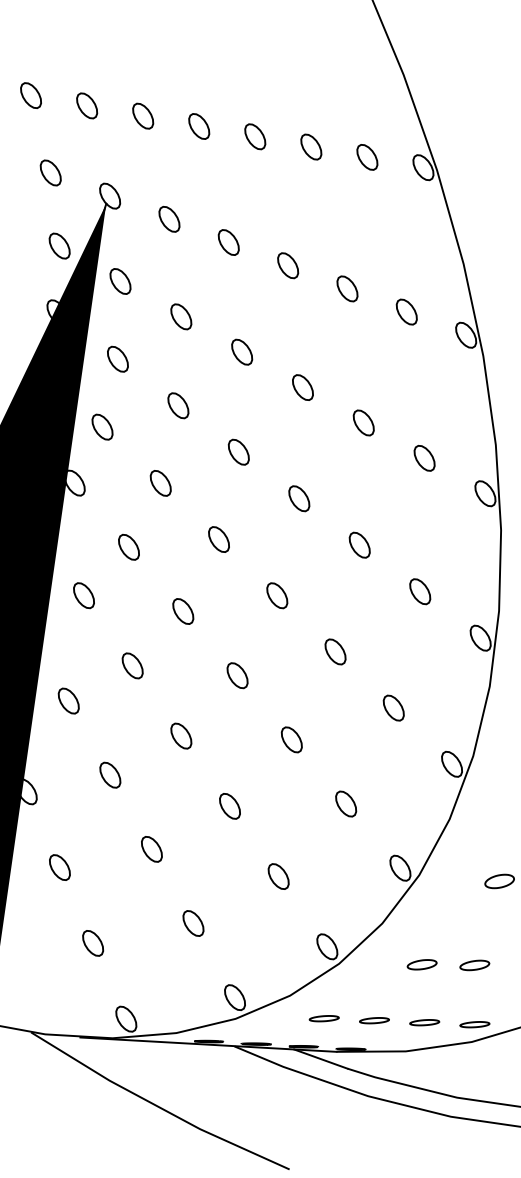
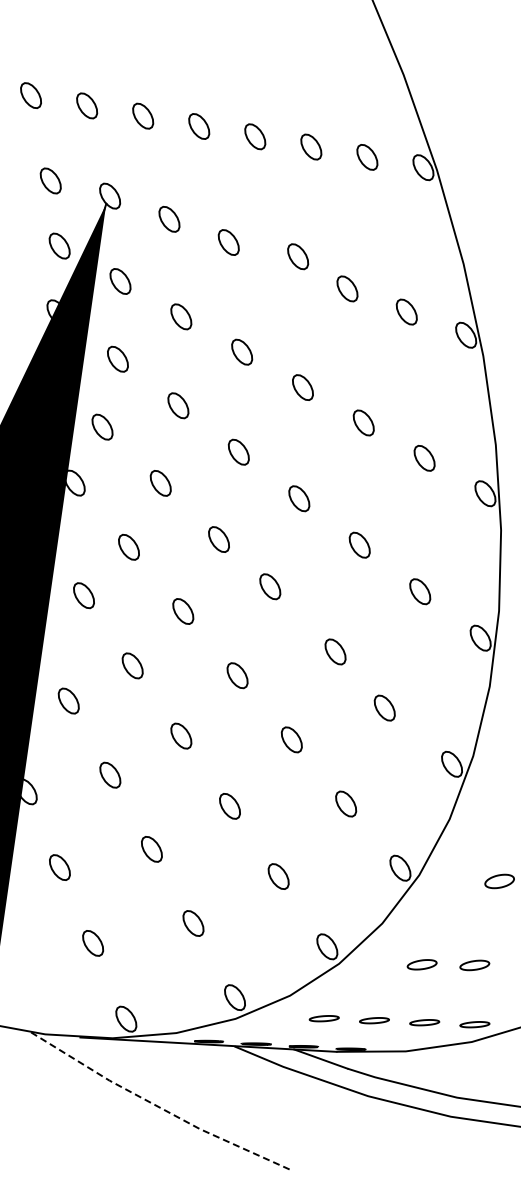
part position: (50, 172) -> (50, 180) (50, 180)
part position: (288, 265) -> (298, 256) (298, 256)
part position: (277, 595) -> (270, 586) (270, 586)
part position: (393, 707) -> (384, 707) (384, 707)
line: solid -> dashed (157, 1106)
